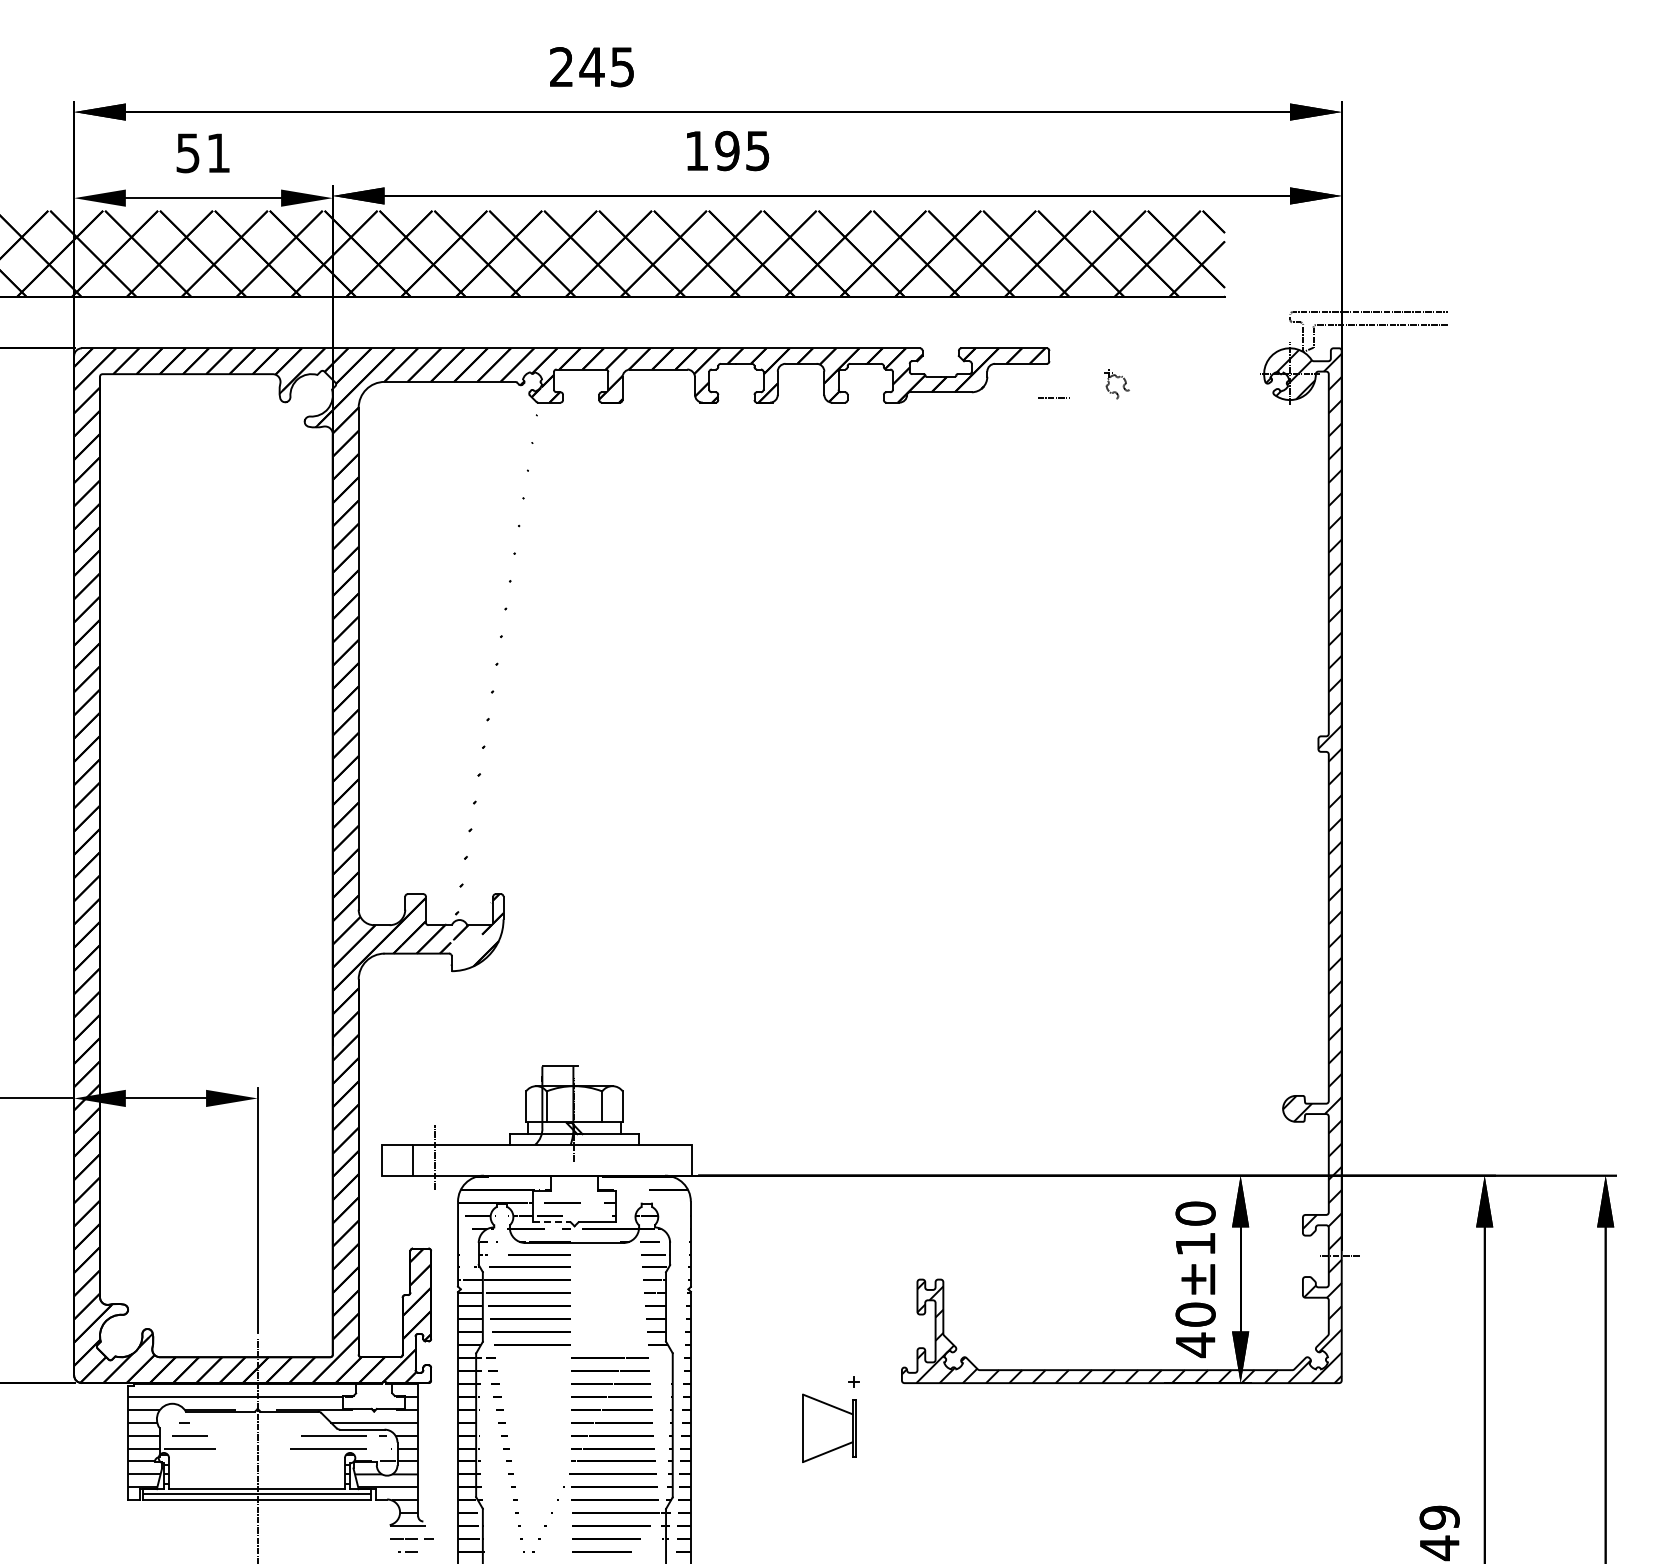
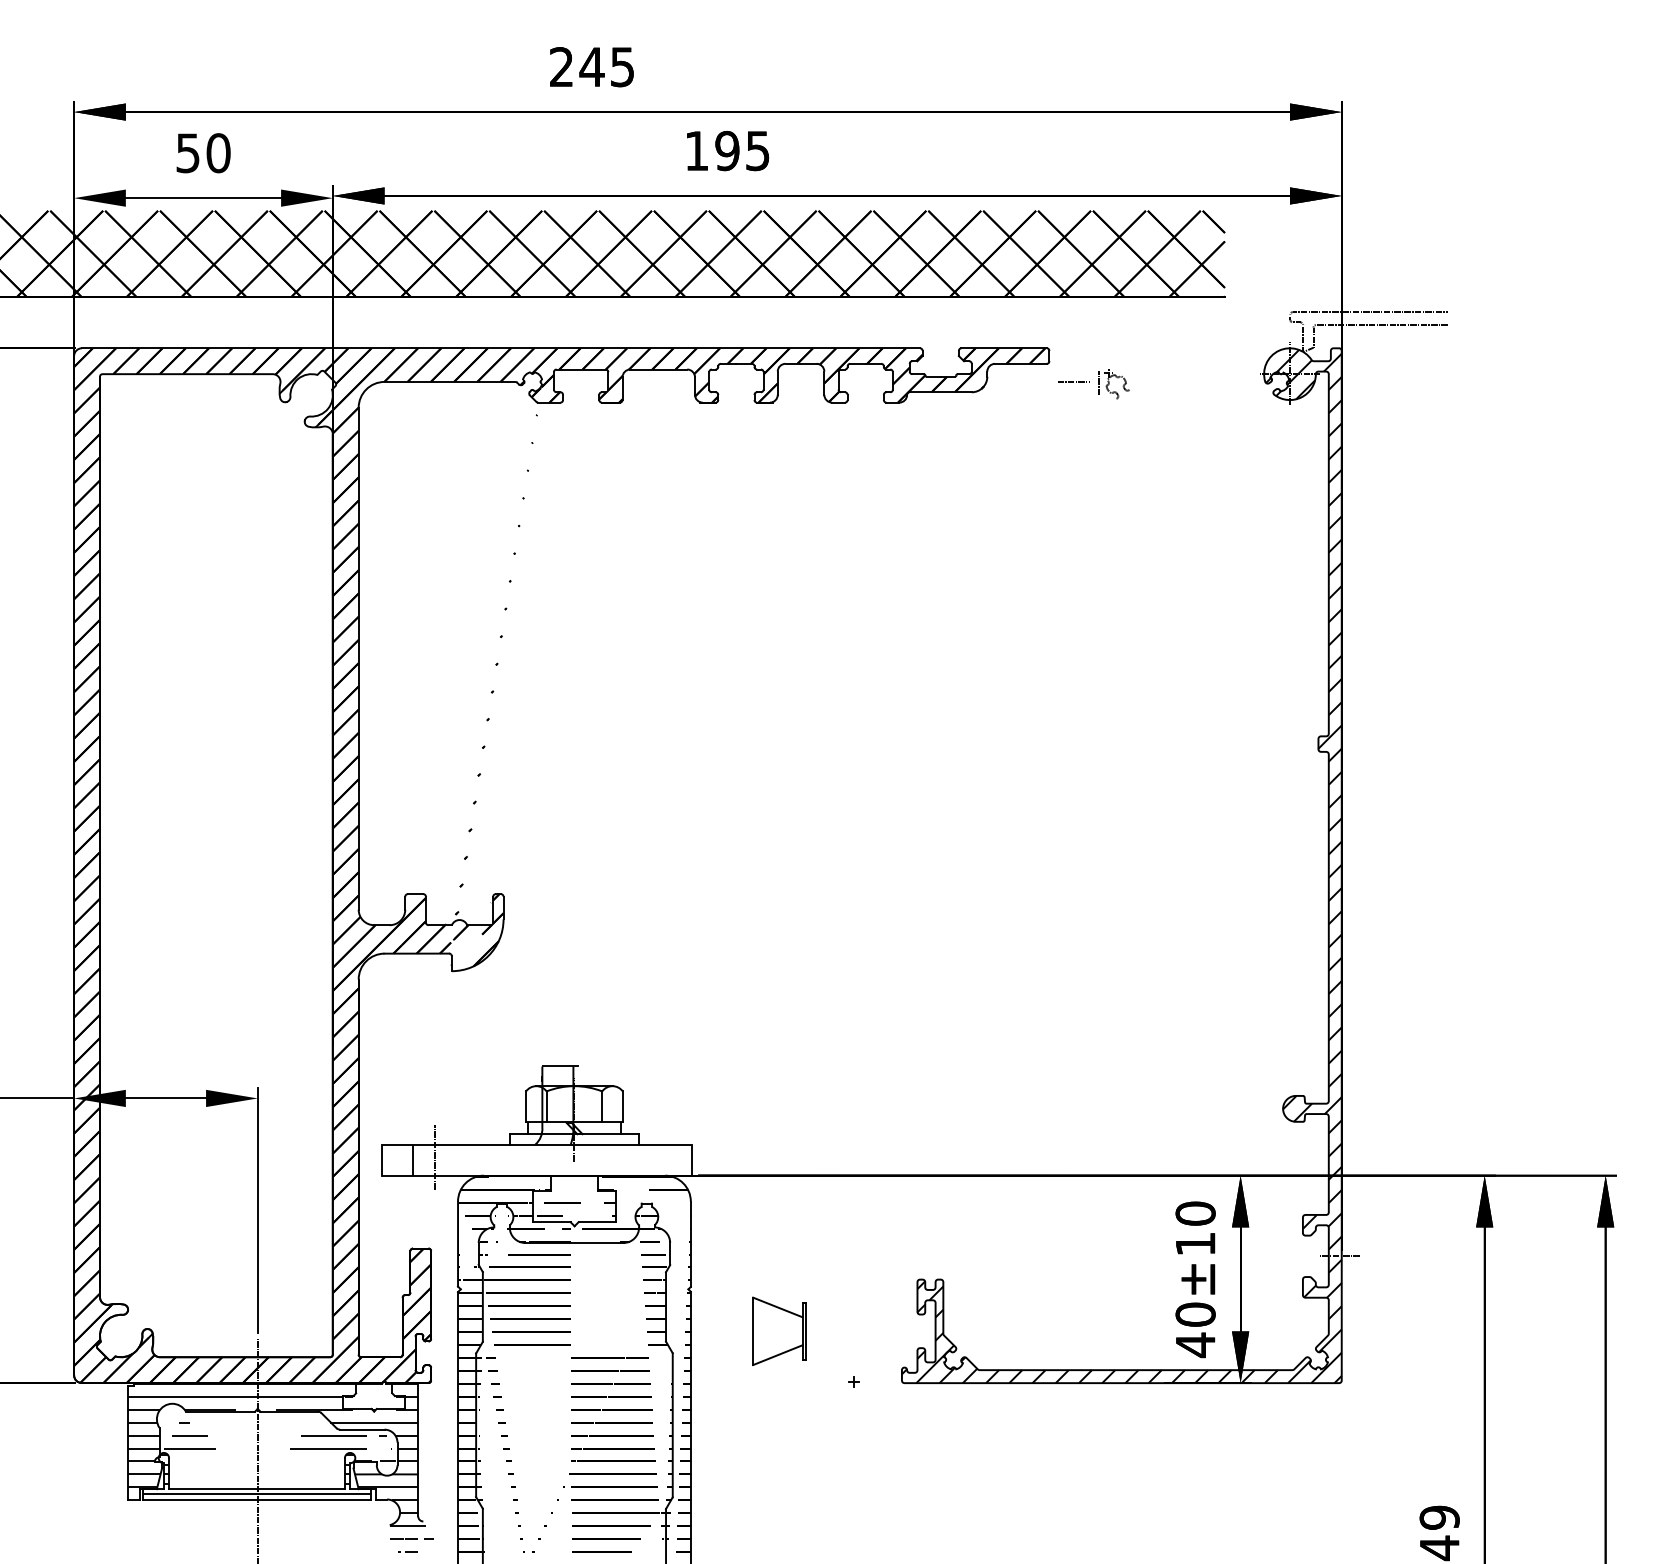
text: 51 -> 50 (218, 153)
line: none -> present (1098, 382)
line position: (1053, 397) -> (1073, 381) (1073, 381)
line: dashed -> solid (551, 1222)
part position: (829, 1427) -> (779, 1330) (779, 1330)
